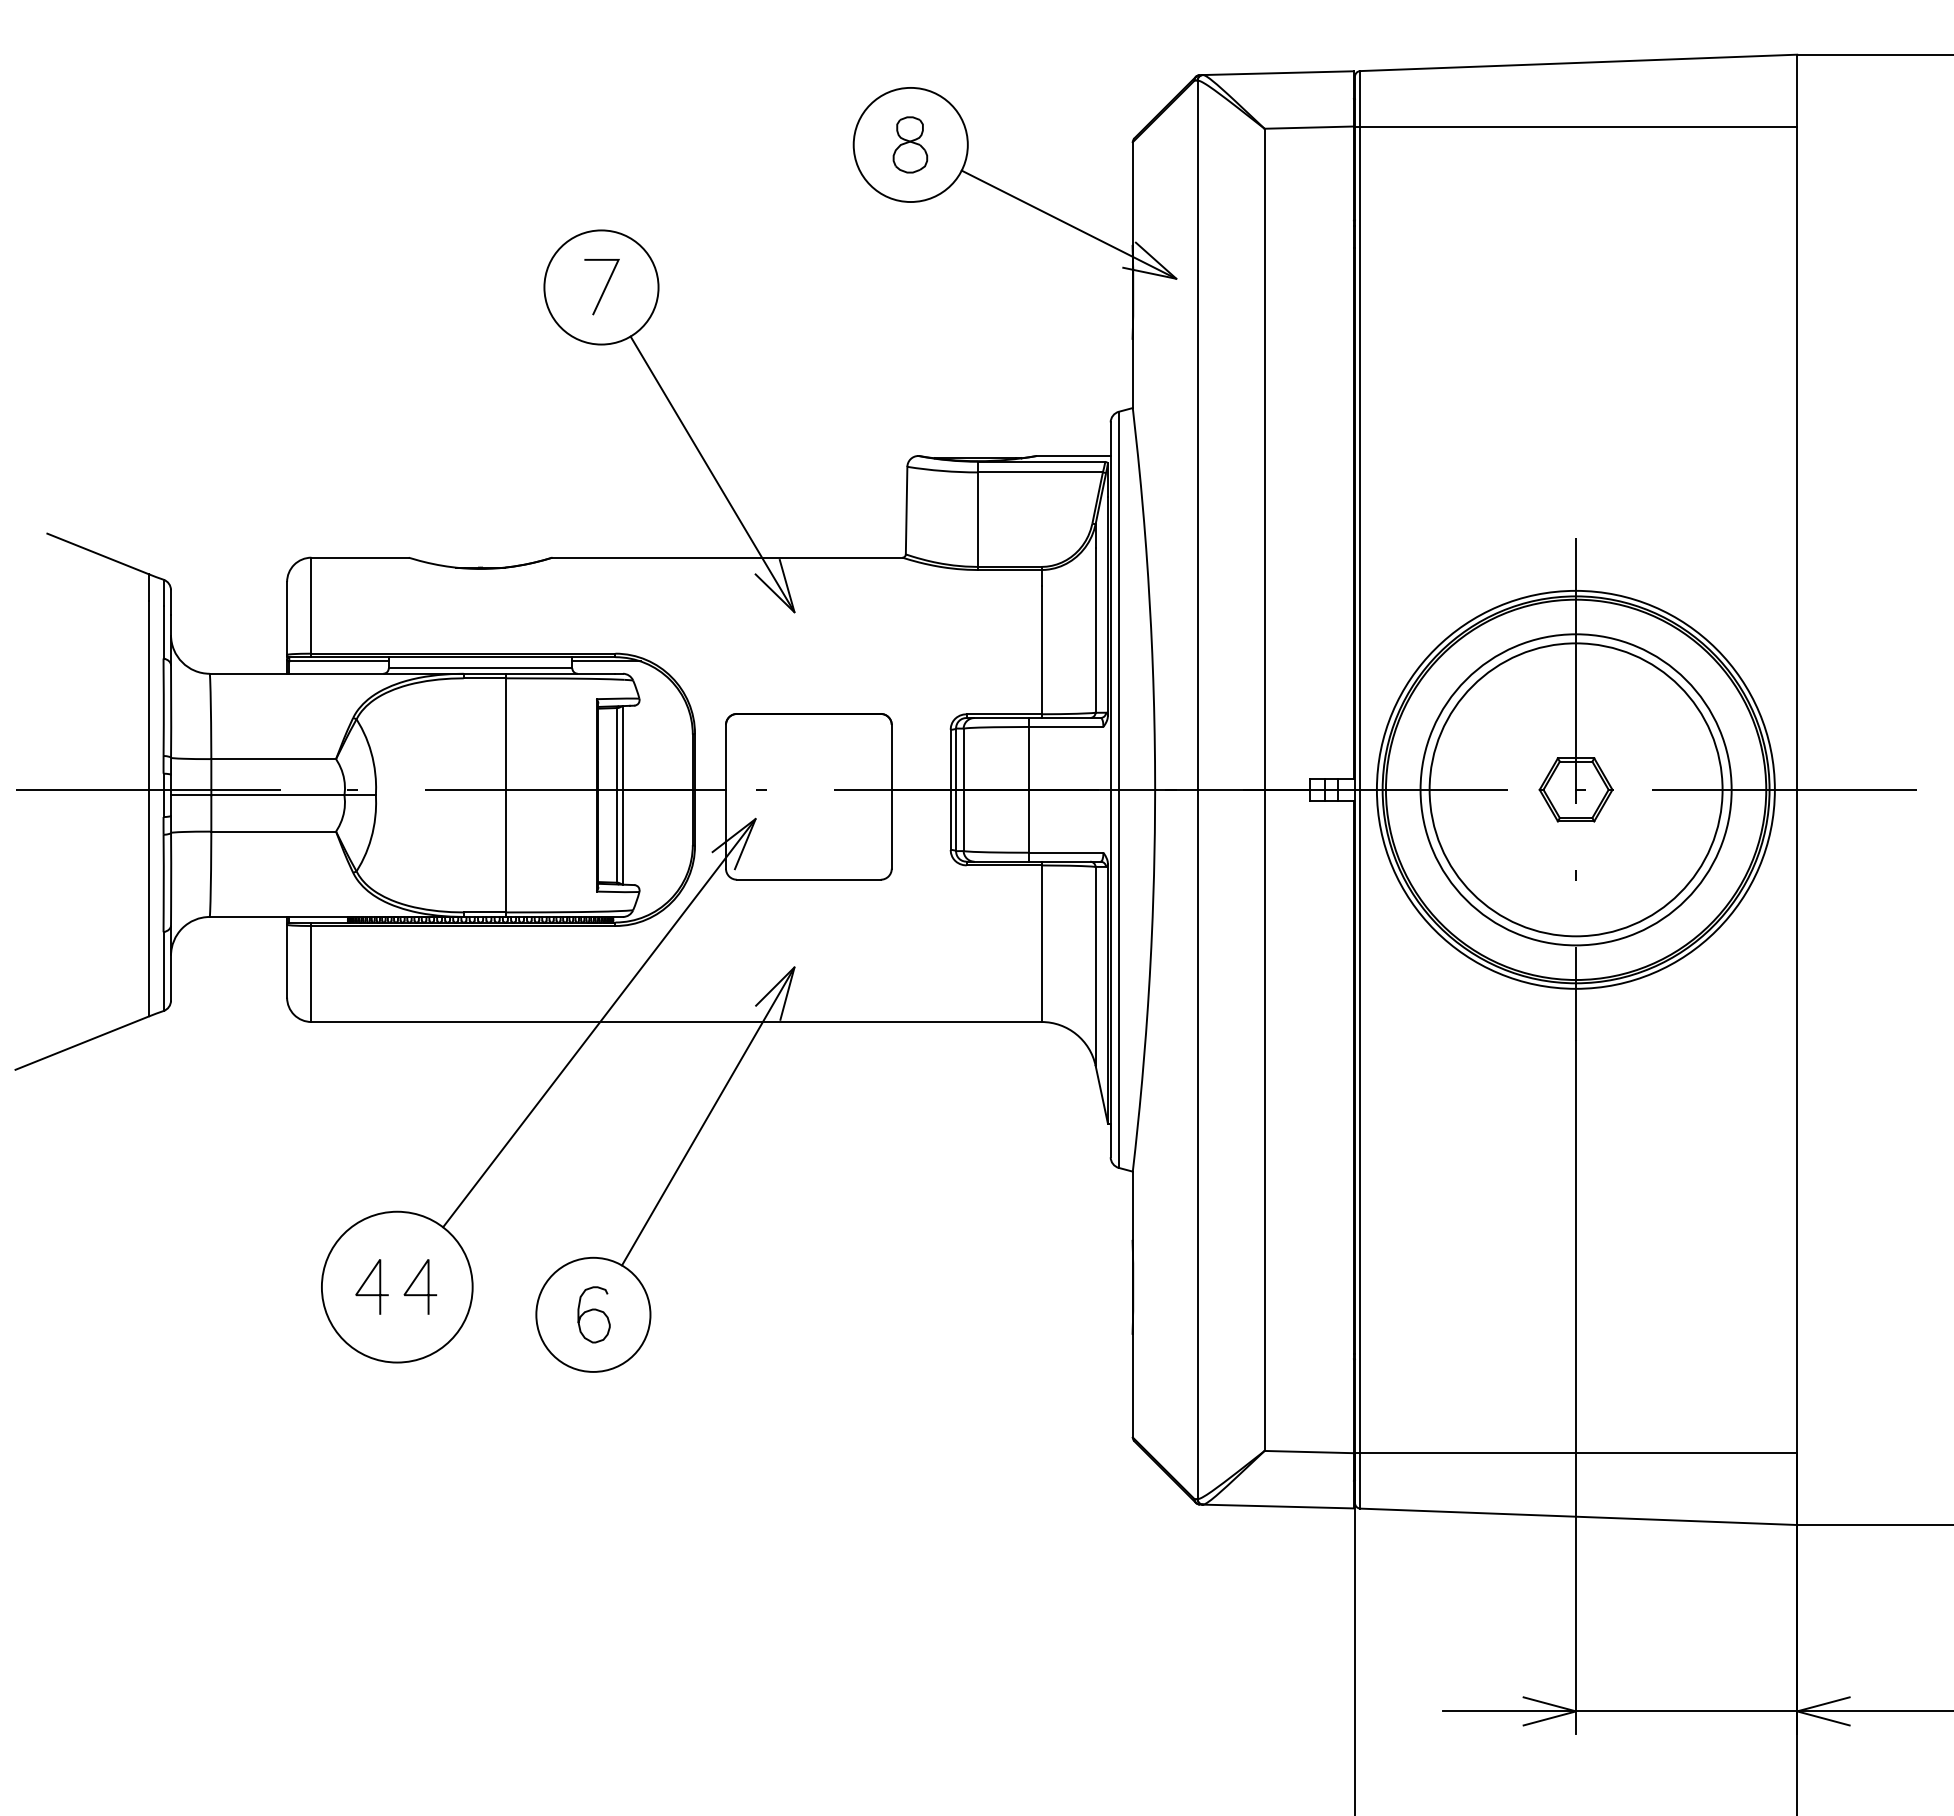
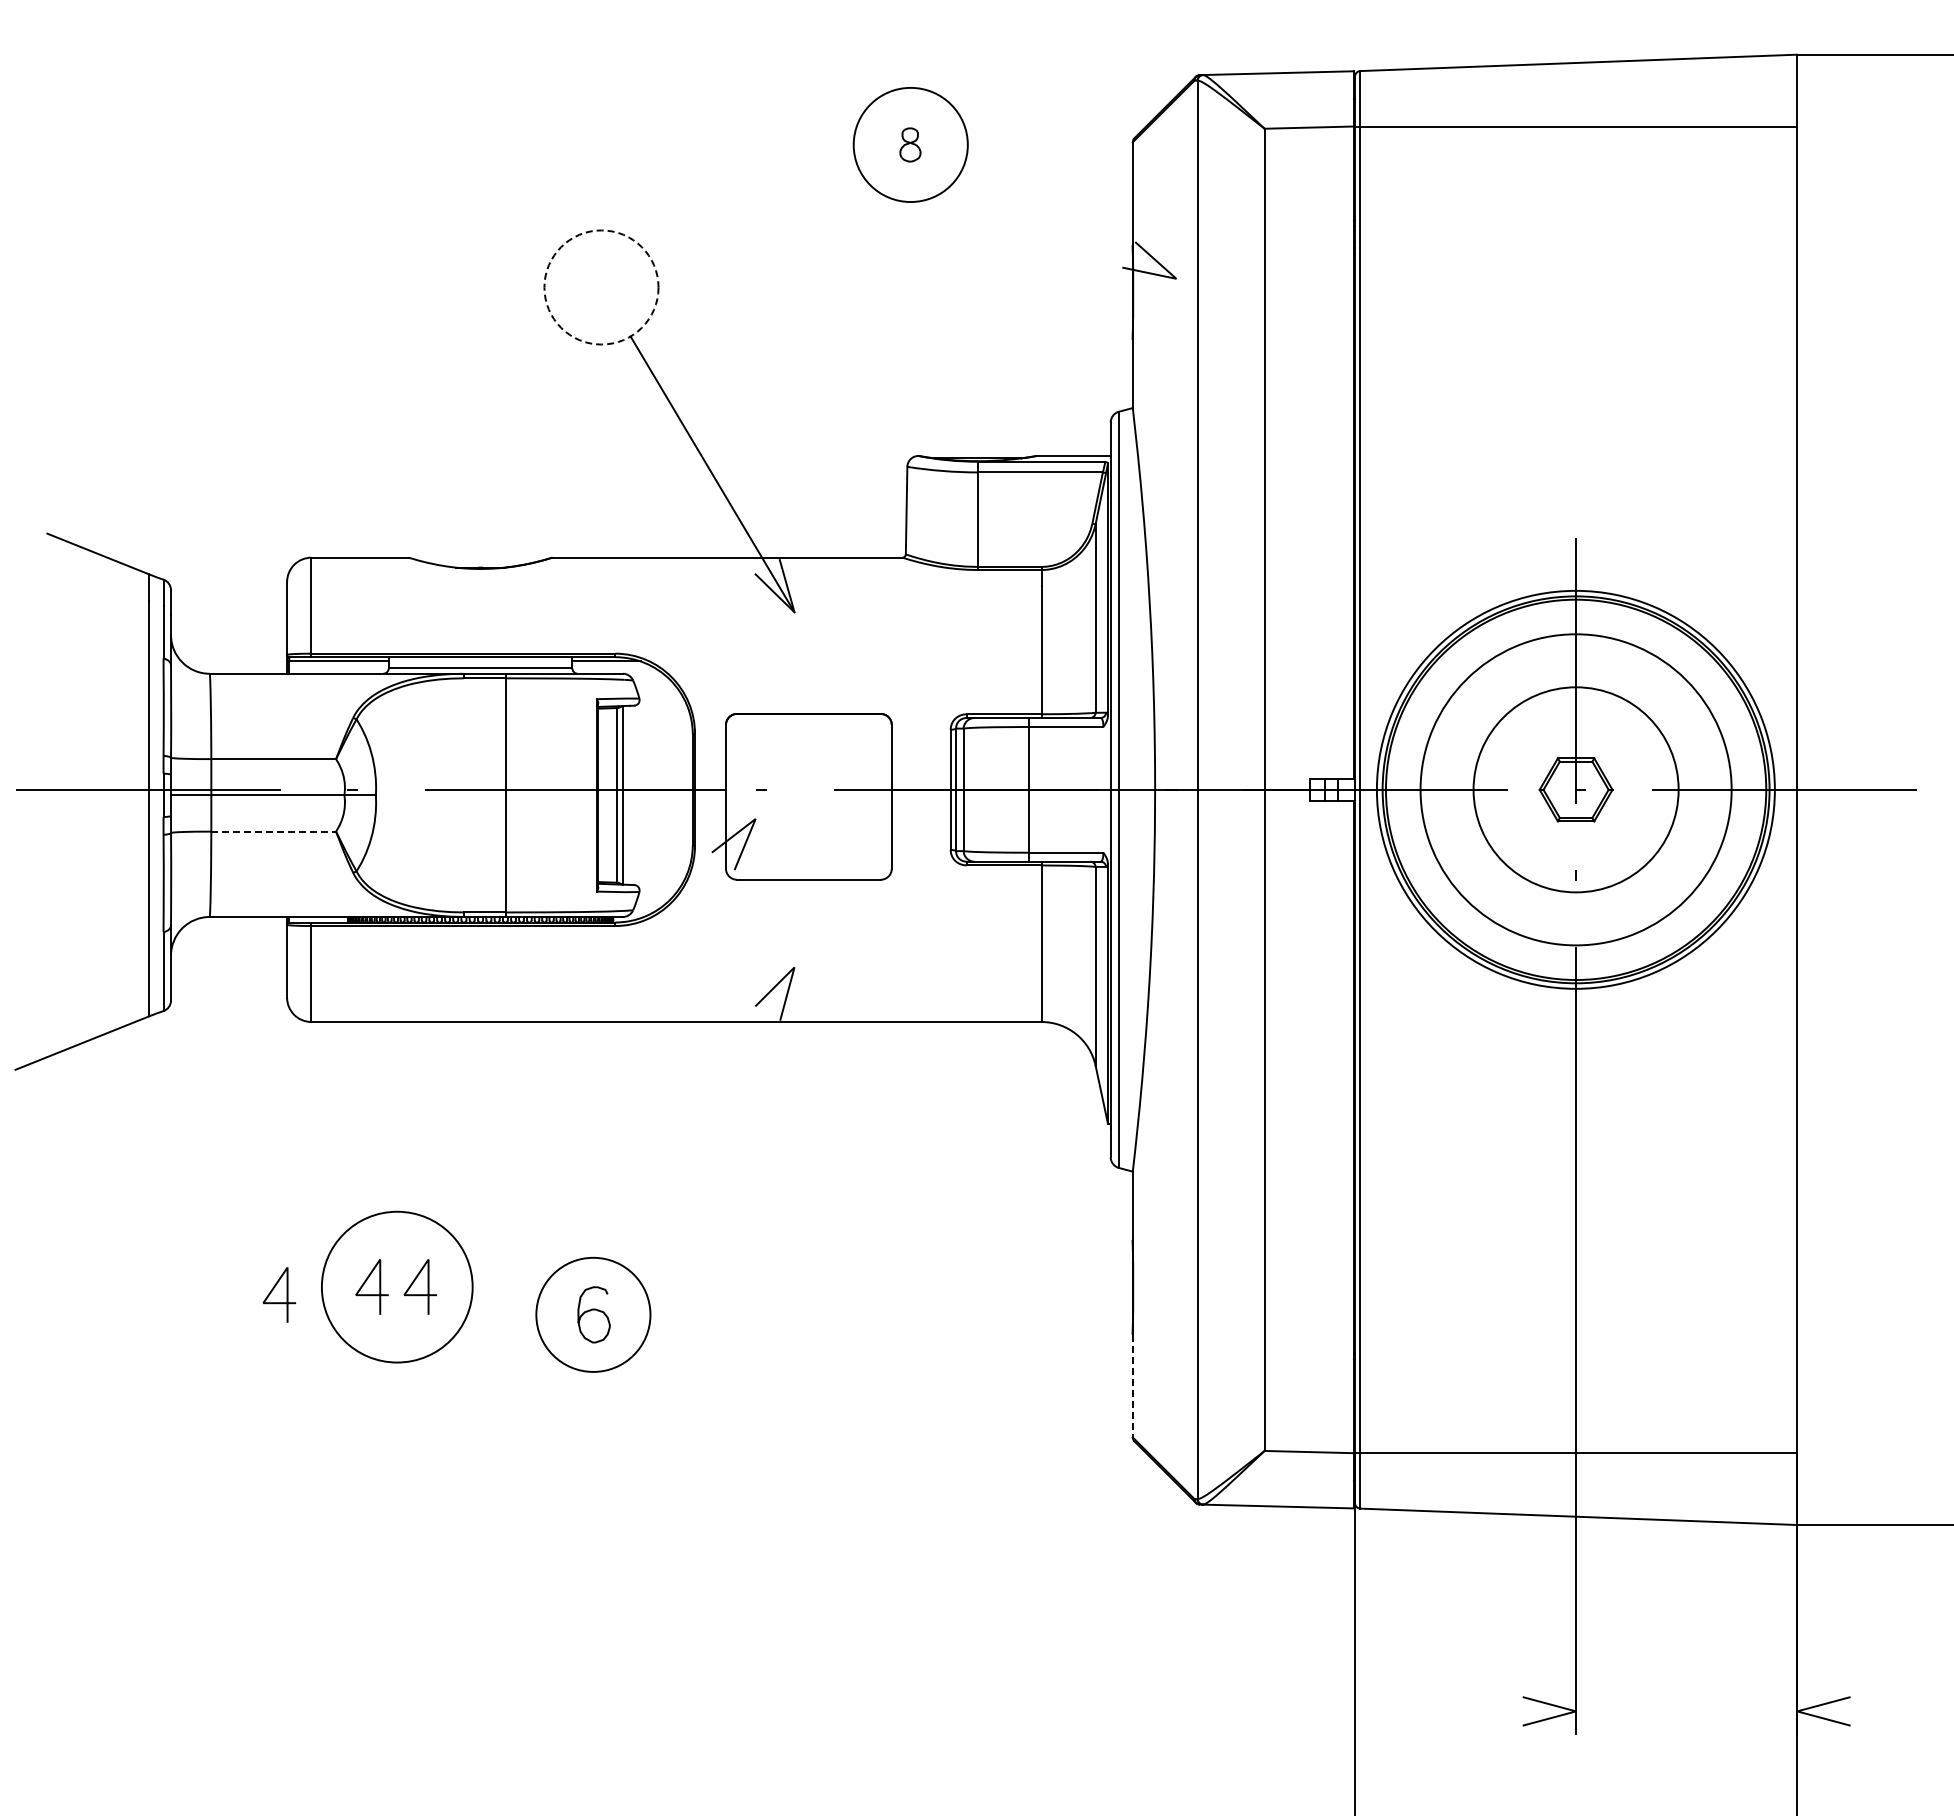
part size: 37x58 px -> 23x36 px (910, 144)
line: present -> none (1068, 224)
circle: solid -> dashed (601, 287)
line: present -> none (603, 289)
circle diameter: 293 px -> 205 px (1575, 789)
line: solid -> dashed (274, 831)
line: present -> none (599, 1022)
line: present -> none (708, 1116)
line: none -> present (286, 1294)
line: solid -> dashed (1132, 1386)
line: present -> none (1696, 1711)
